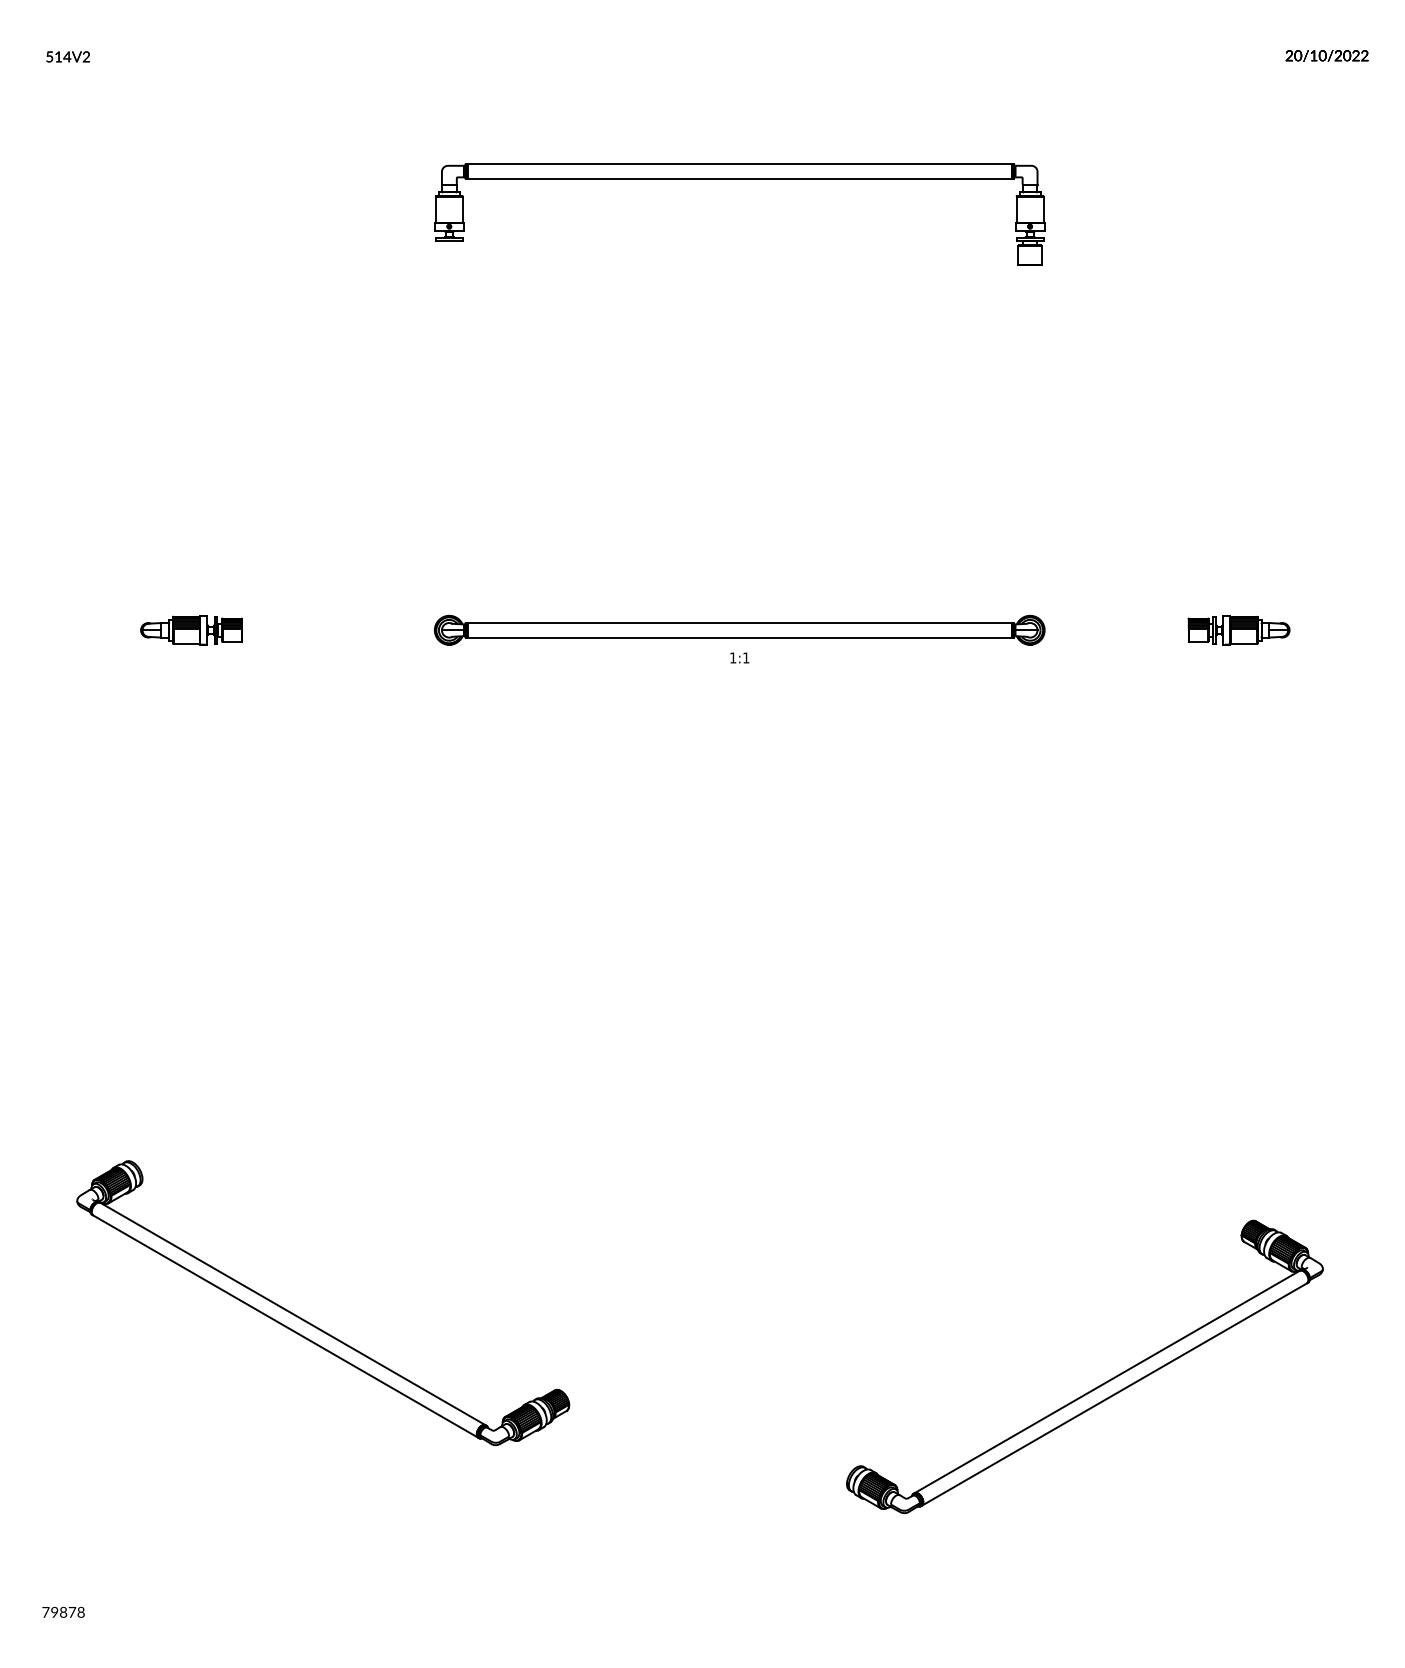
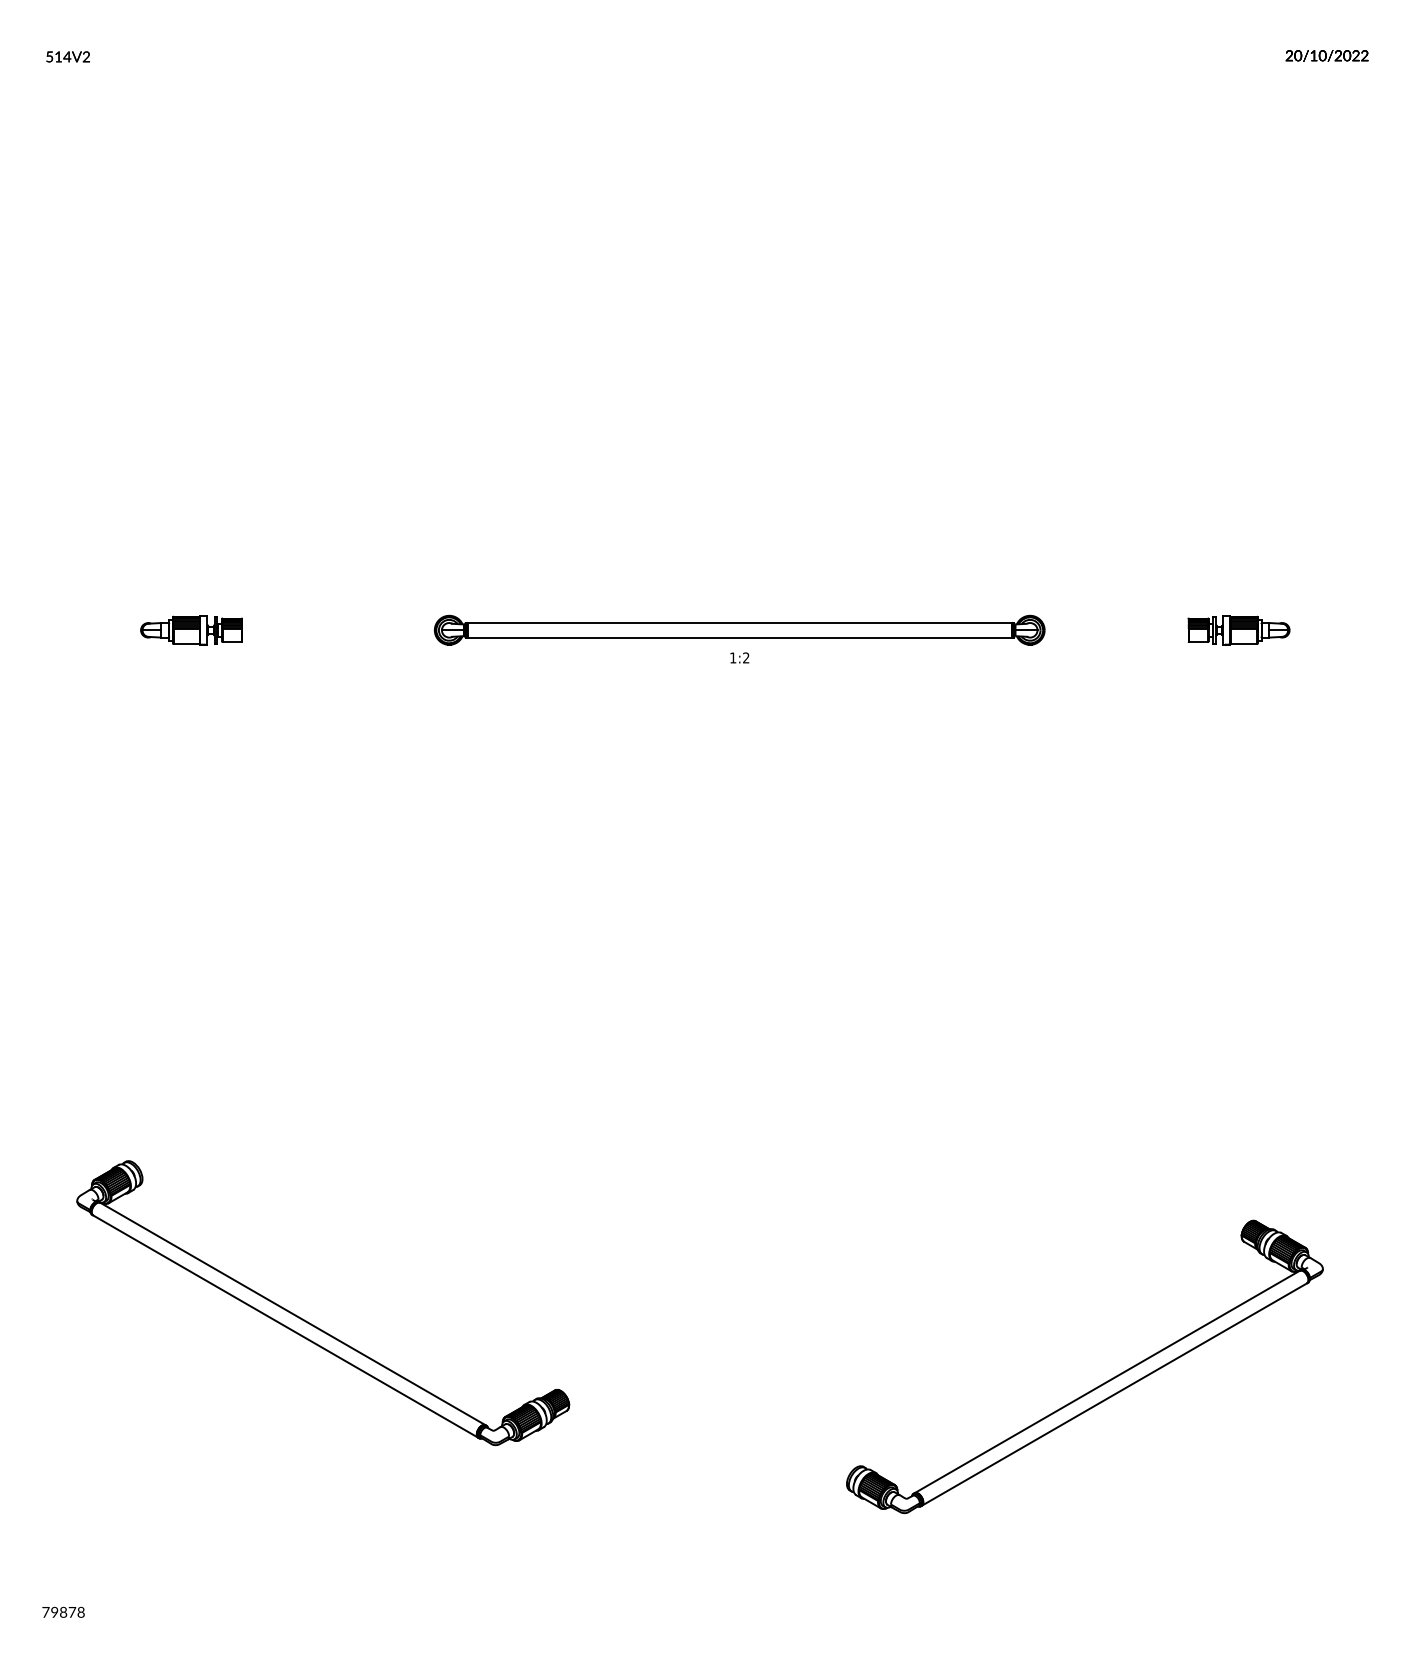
part: present -> none (739, 179)
text: 1:1 -> 1:2 (746, 657)
